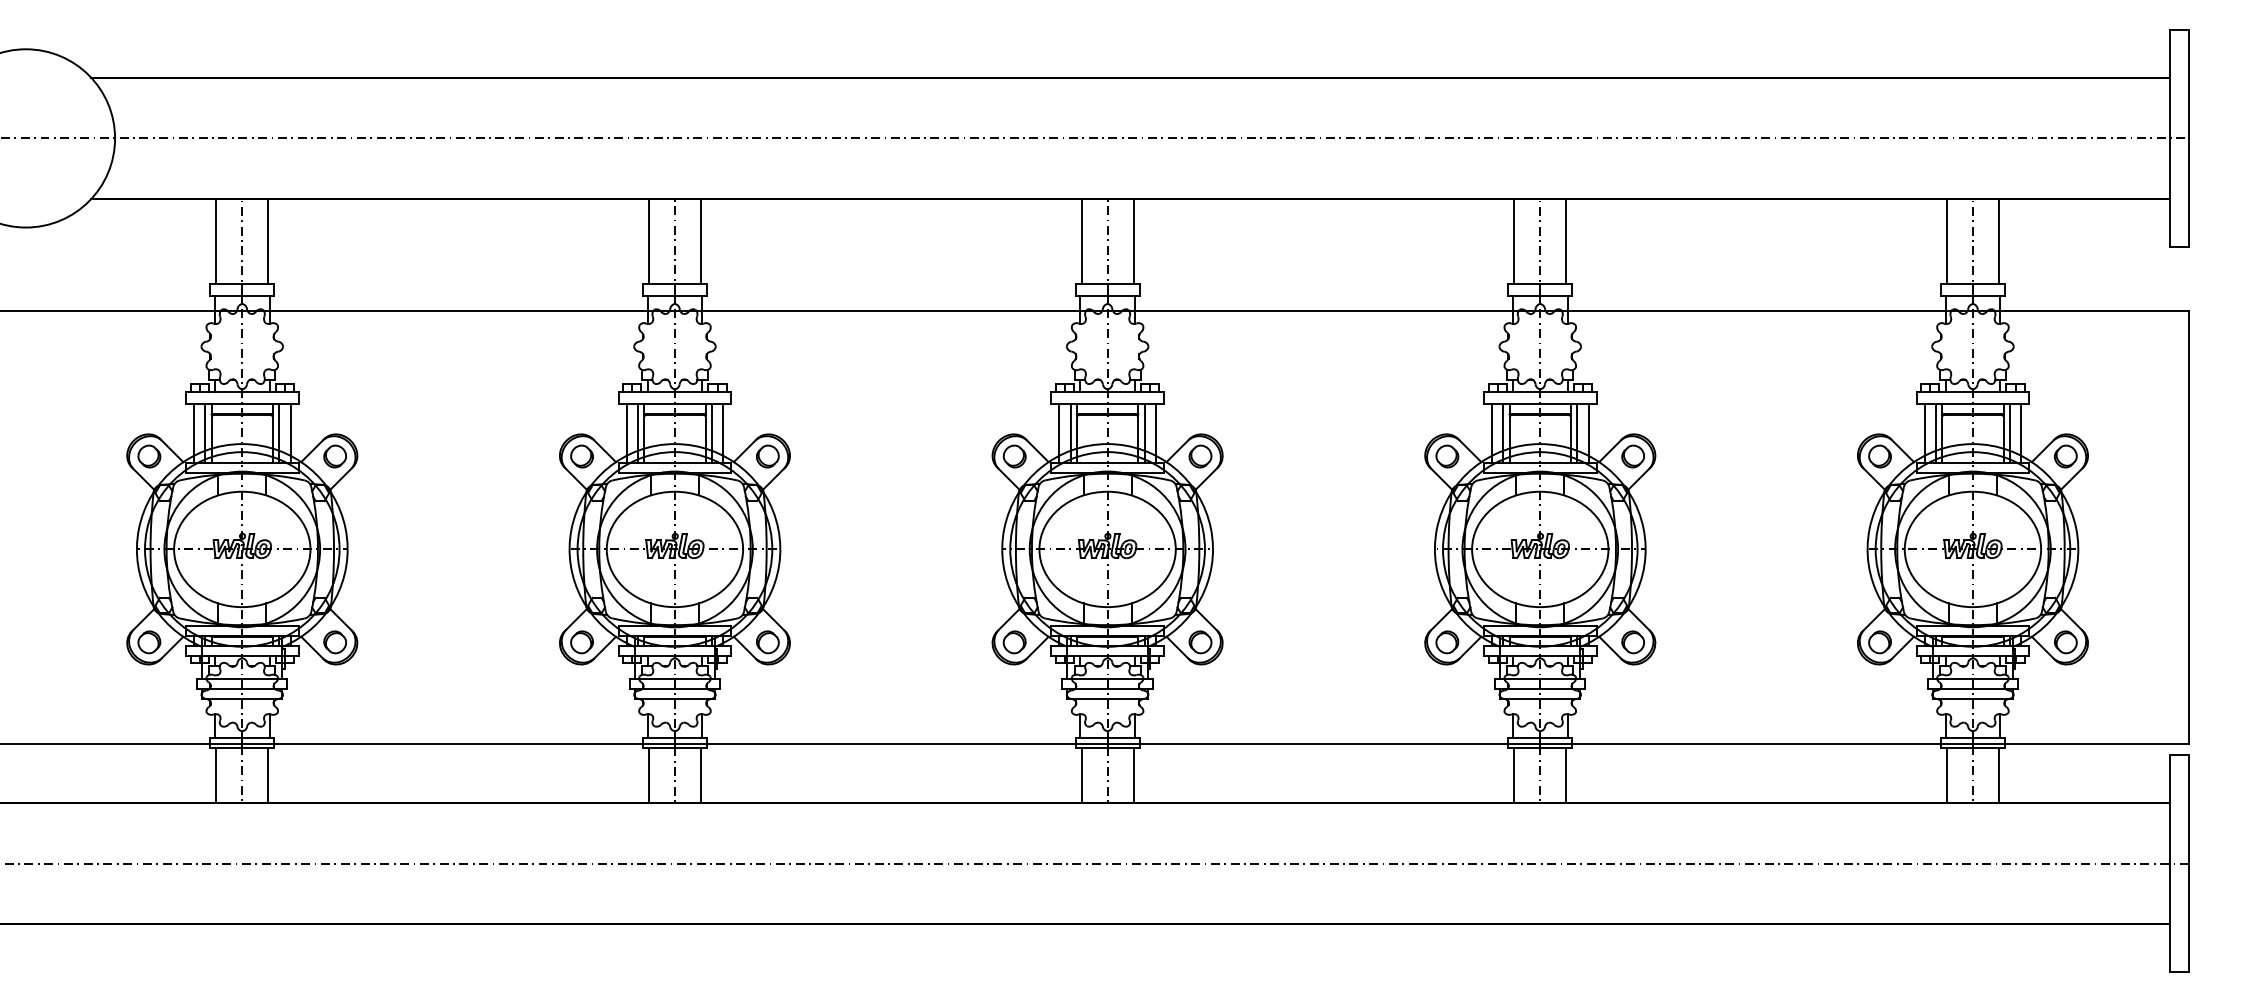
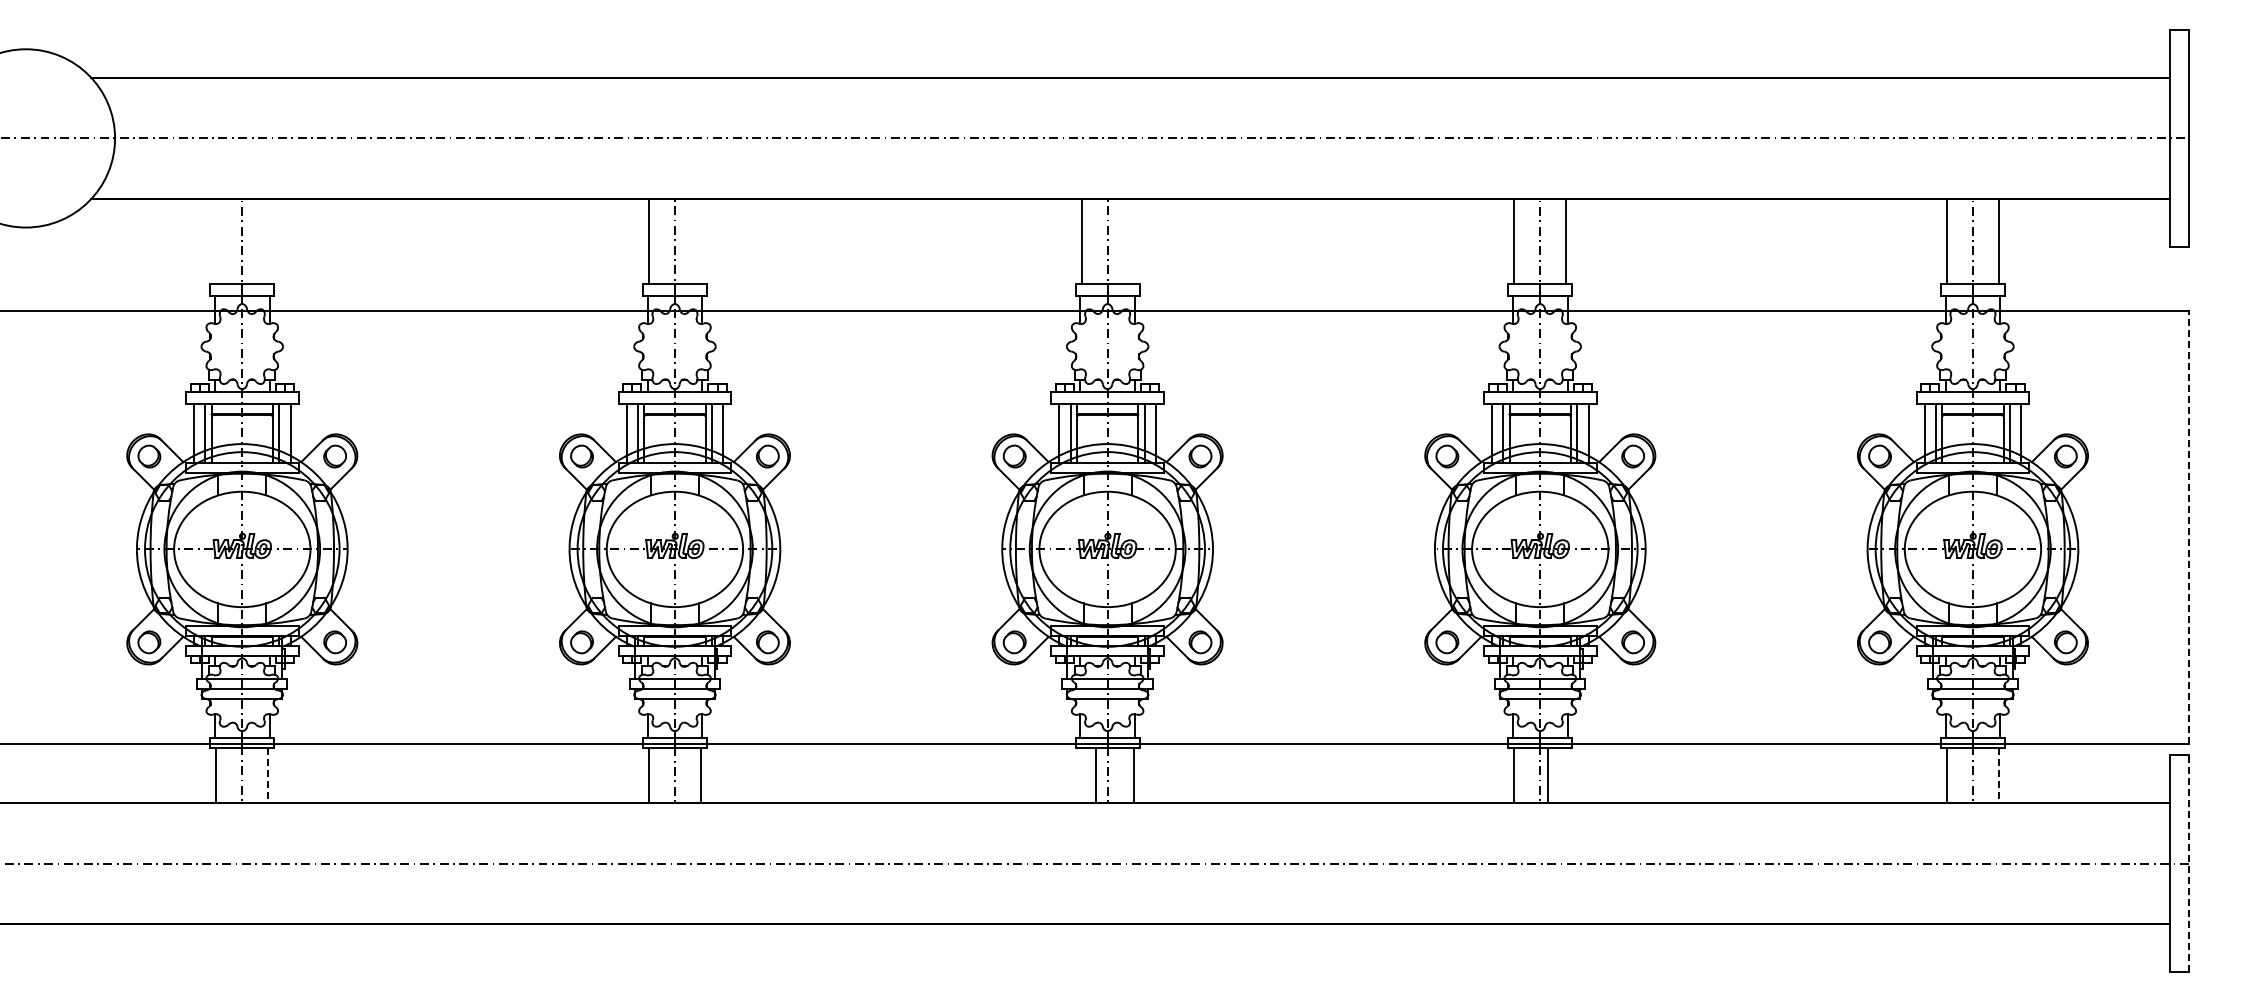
line: present -> none (216, 240)
line: present -> none (268, 240)
line: present -> none (701, 240)
line: present -> none (1133, 240)
line: solid -> dashed (2189, 527)
line position: (1081, 775) -> (1095, 775) (1095, 775)
line position: (1566, 775) -> (1548, 775) (1548, 775)
line: solid -> dashed (268, 776)
line: solid -> dashed (1999, 776)
line: solid -> dashed (2189, 863)
